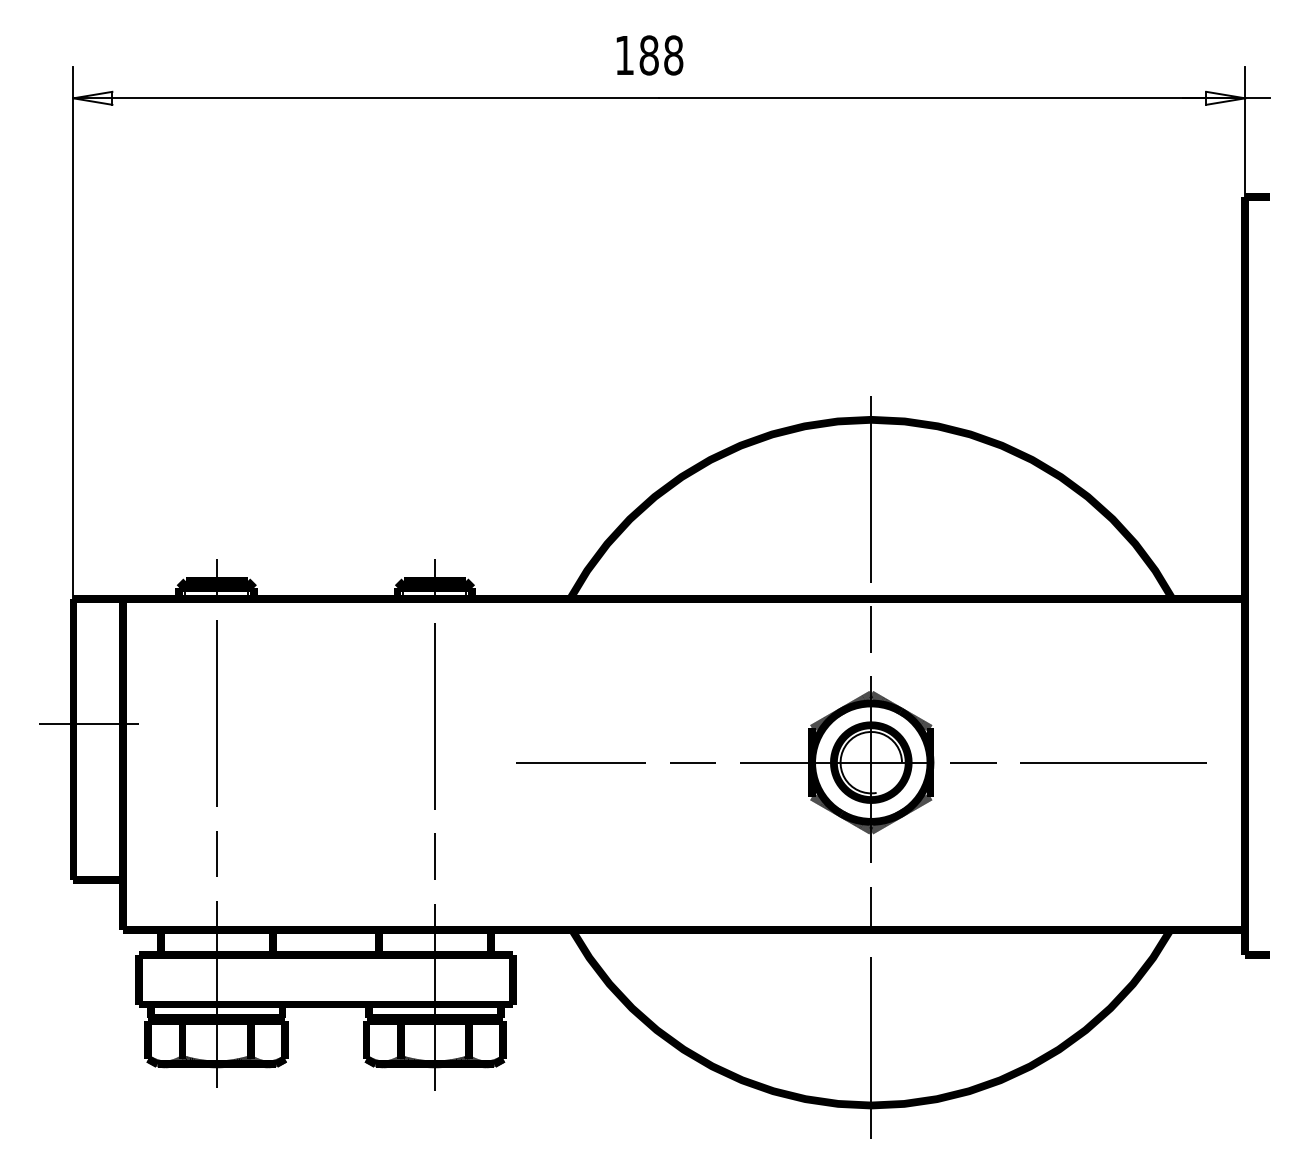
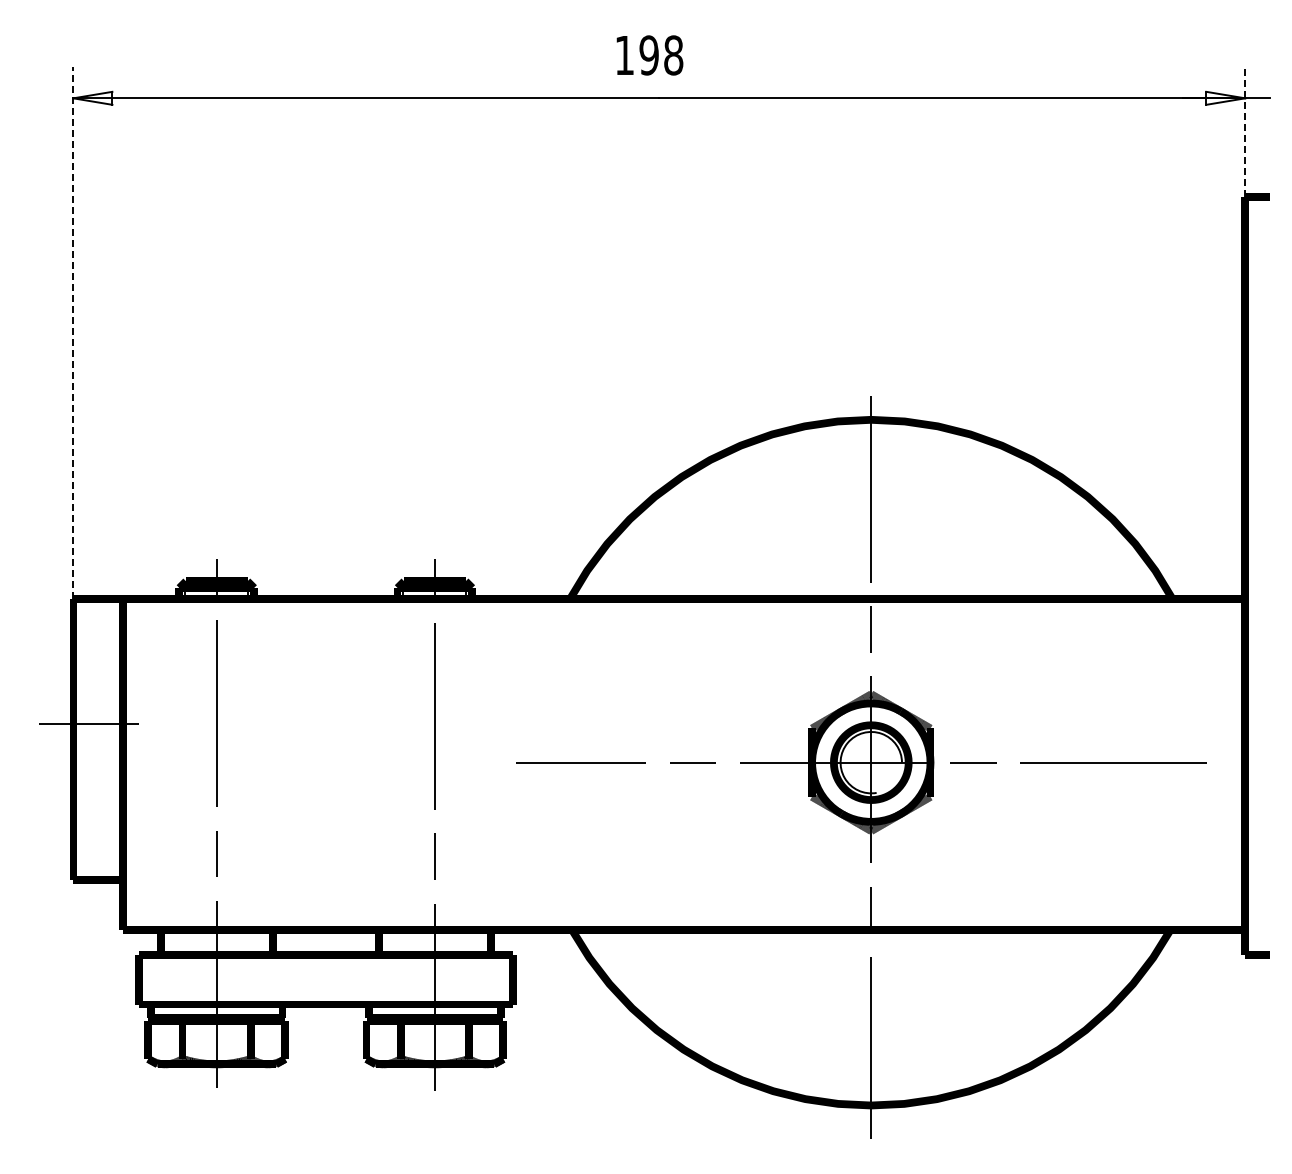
text: 188 -> 198 (648, 55)
line: solid -> dashed (1245, 131)
line: solid -> dashed (73, 332)
